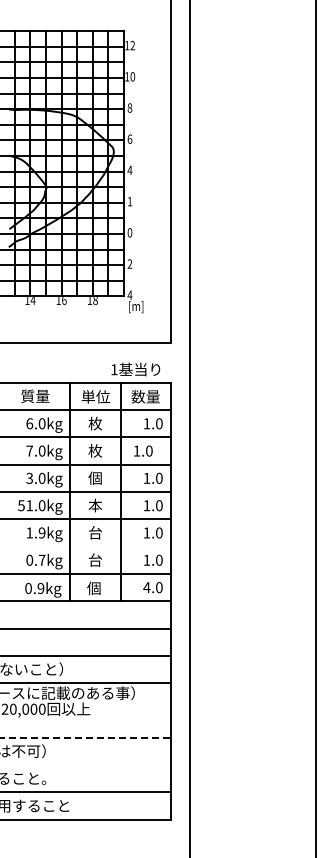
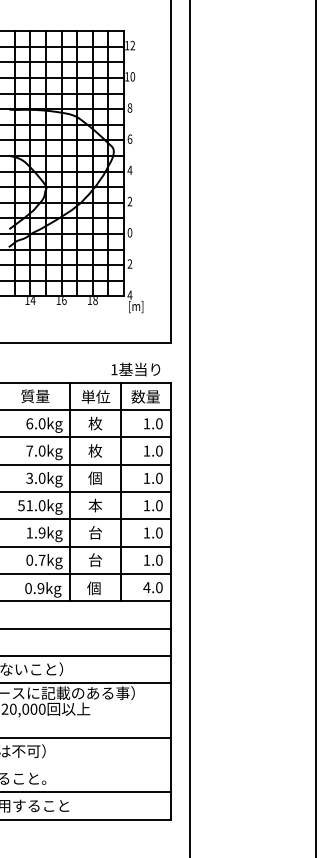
text: 1 -> 2 (129, 201)
text position: (143, 450) -> (153, 450) (153, 450)
line: none -> present (86, 546)
line: dashed -> solid (85, 737)
